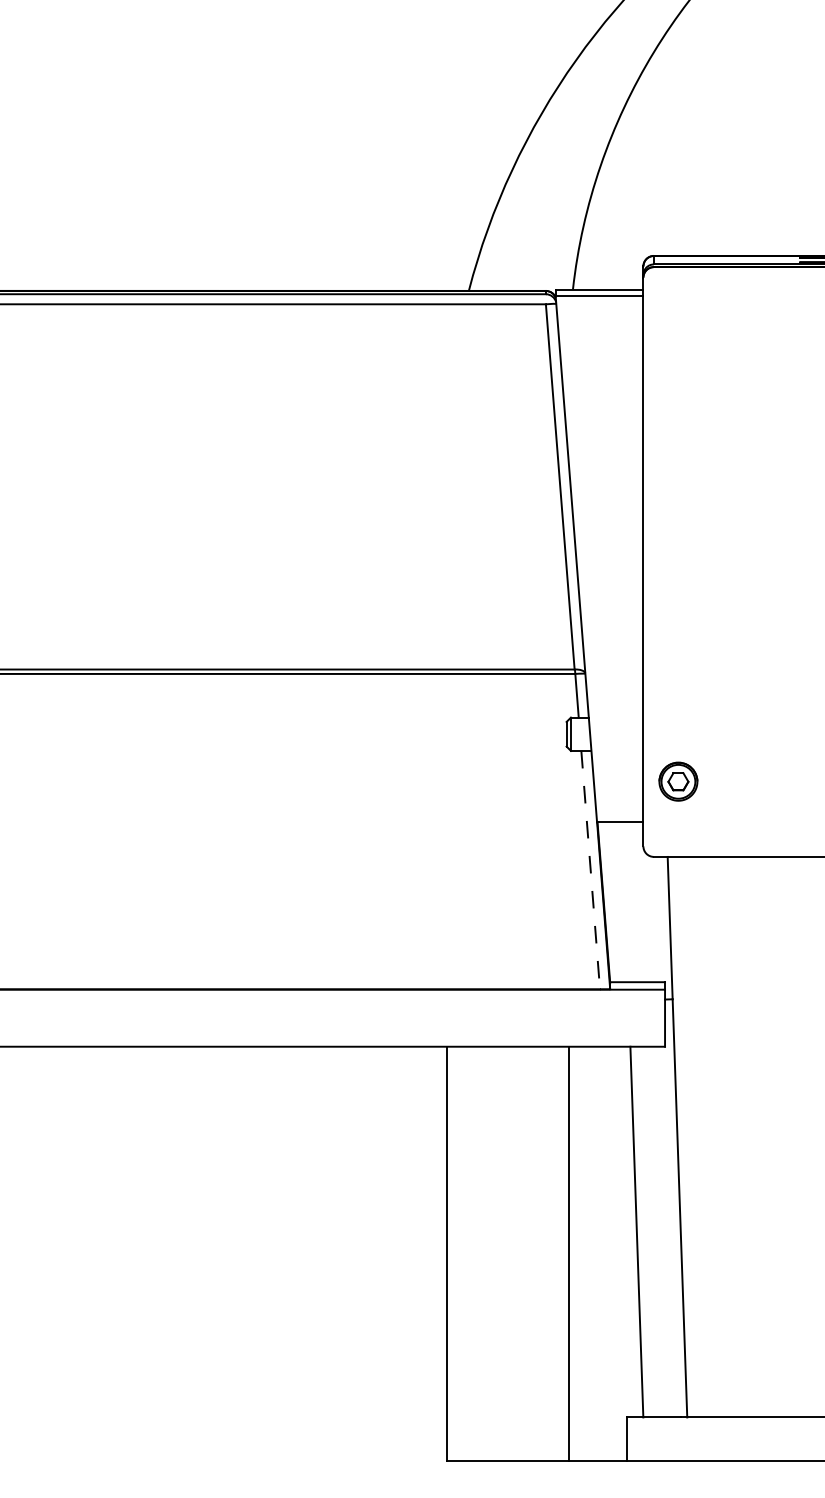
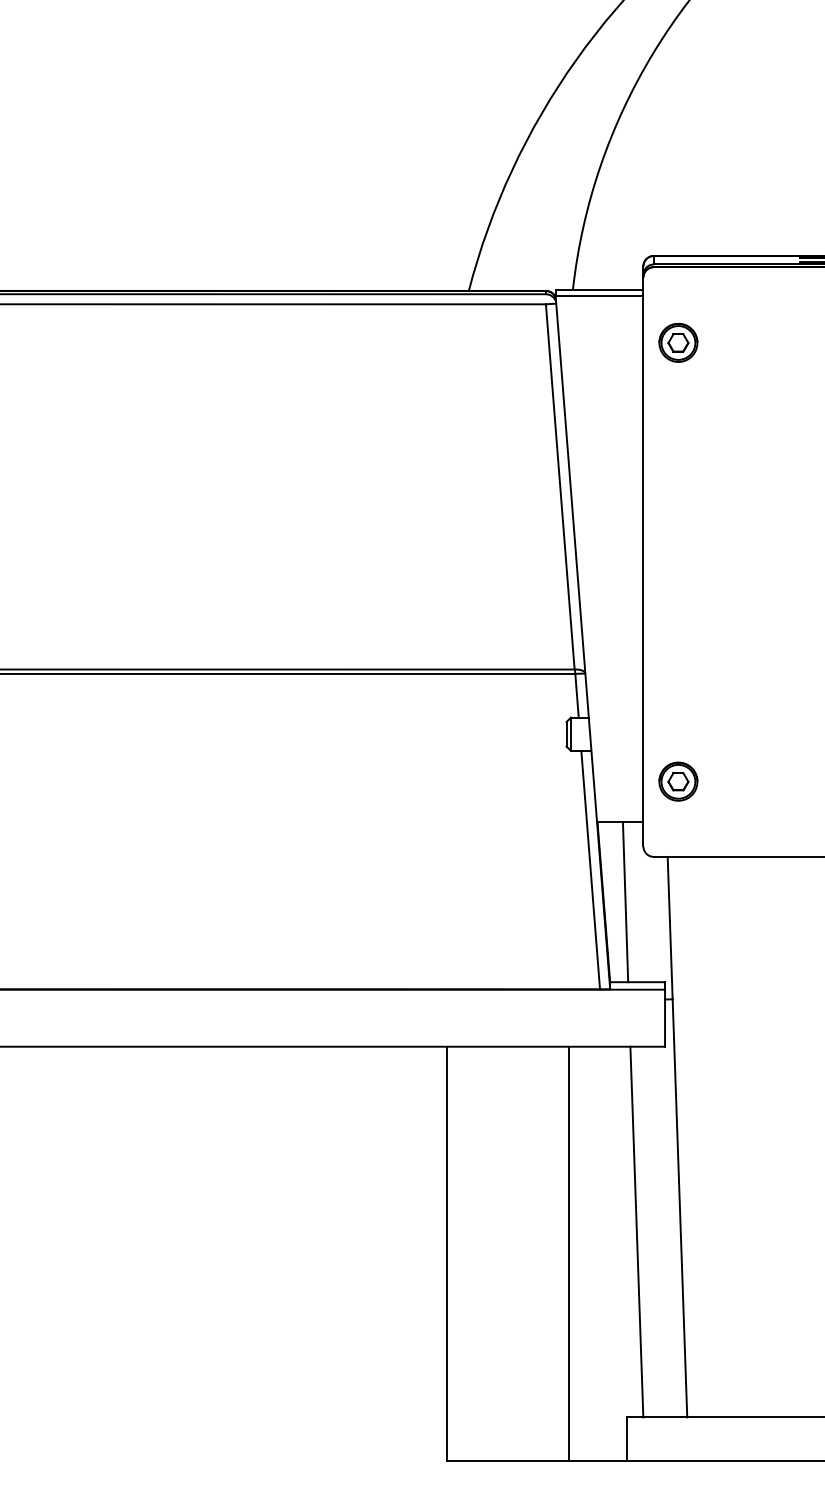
part: none -> present (678, 342)
line: dashed -> solid (590, 870)
line: none -> present (625, 902)
